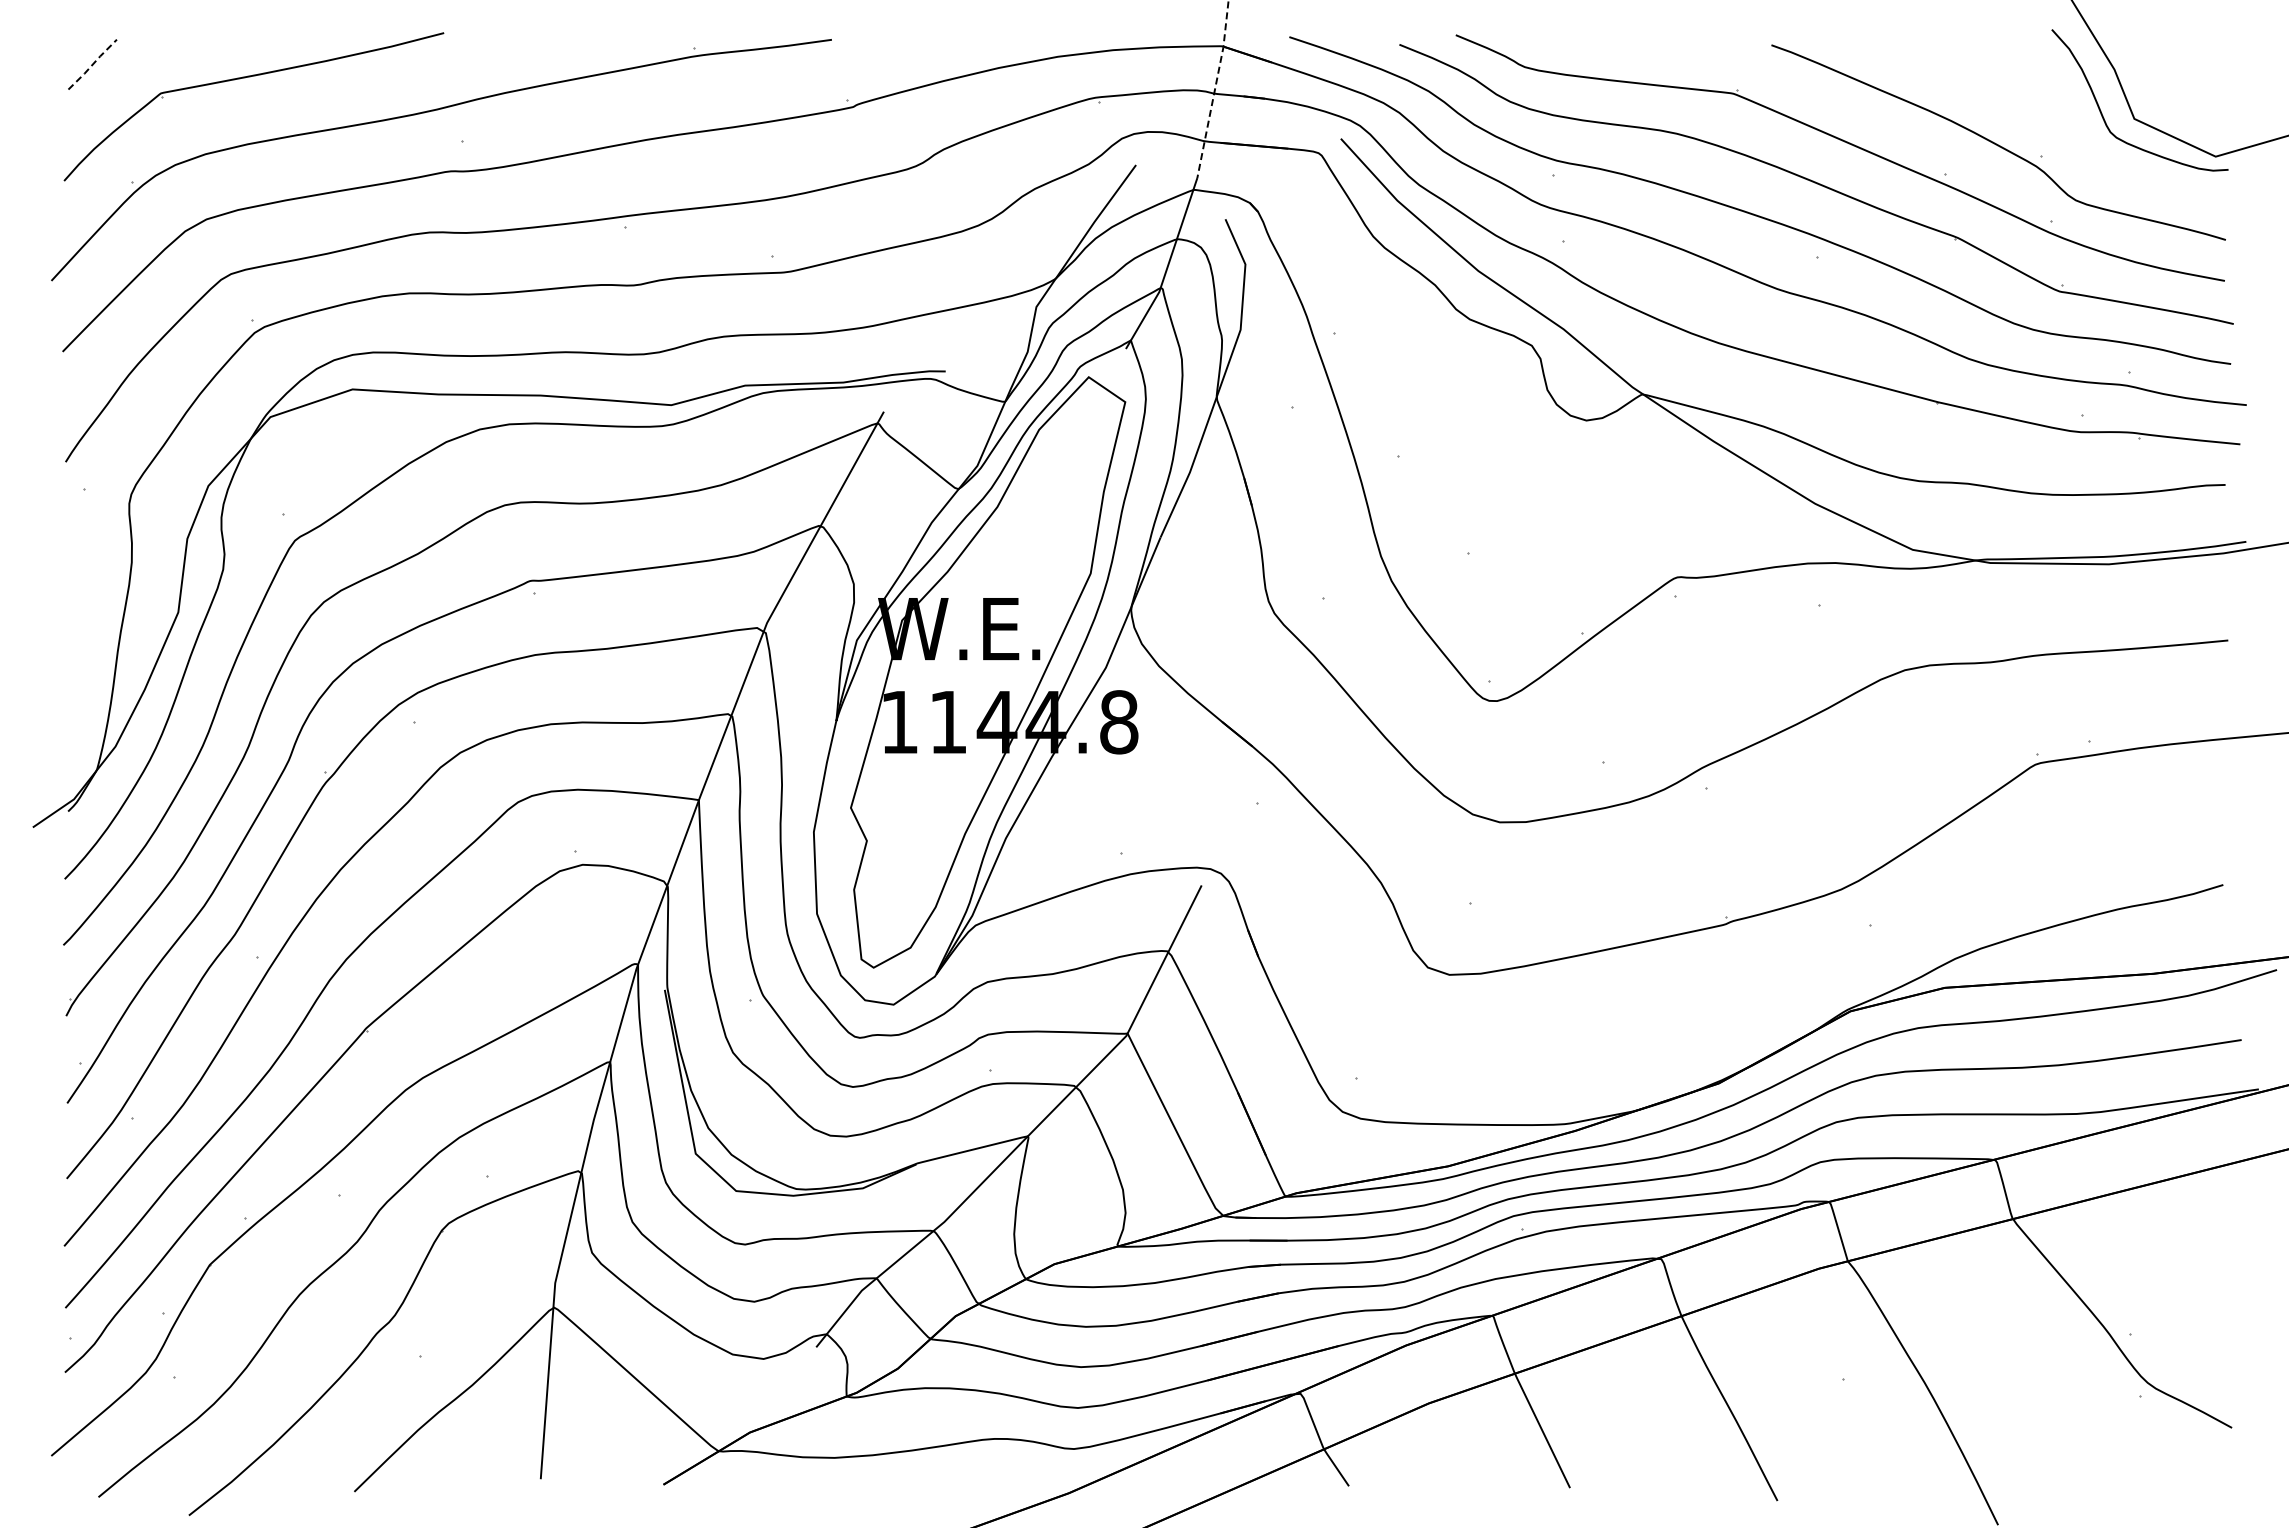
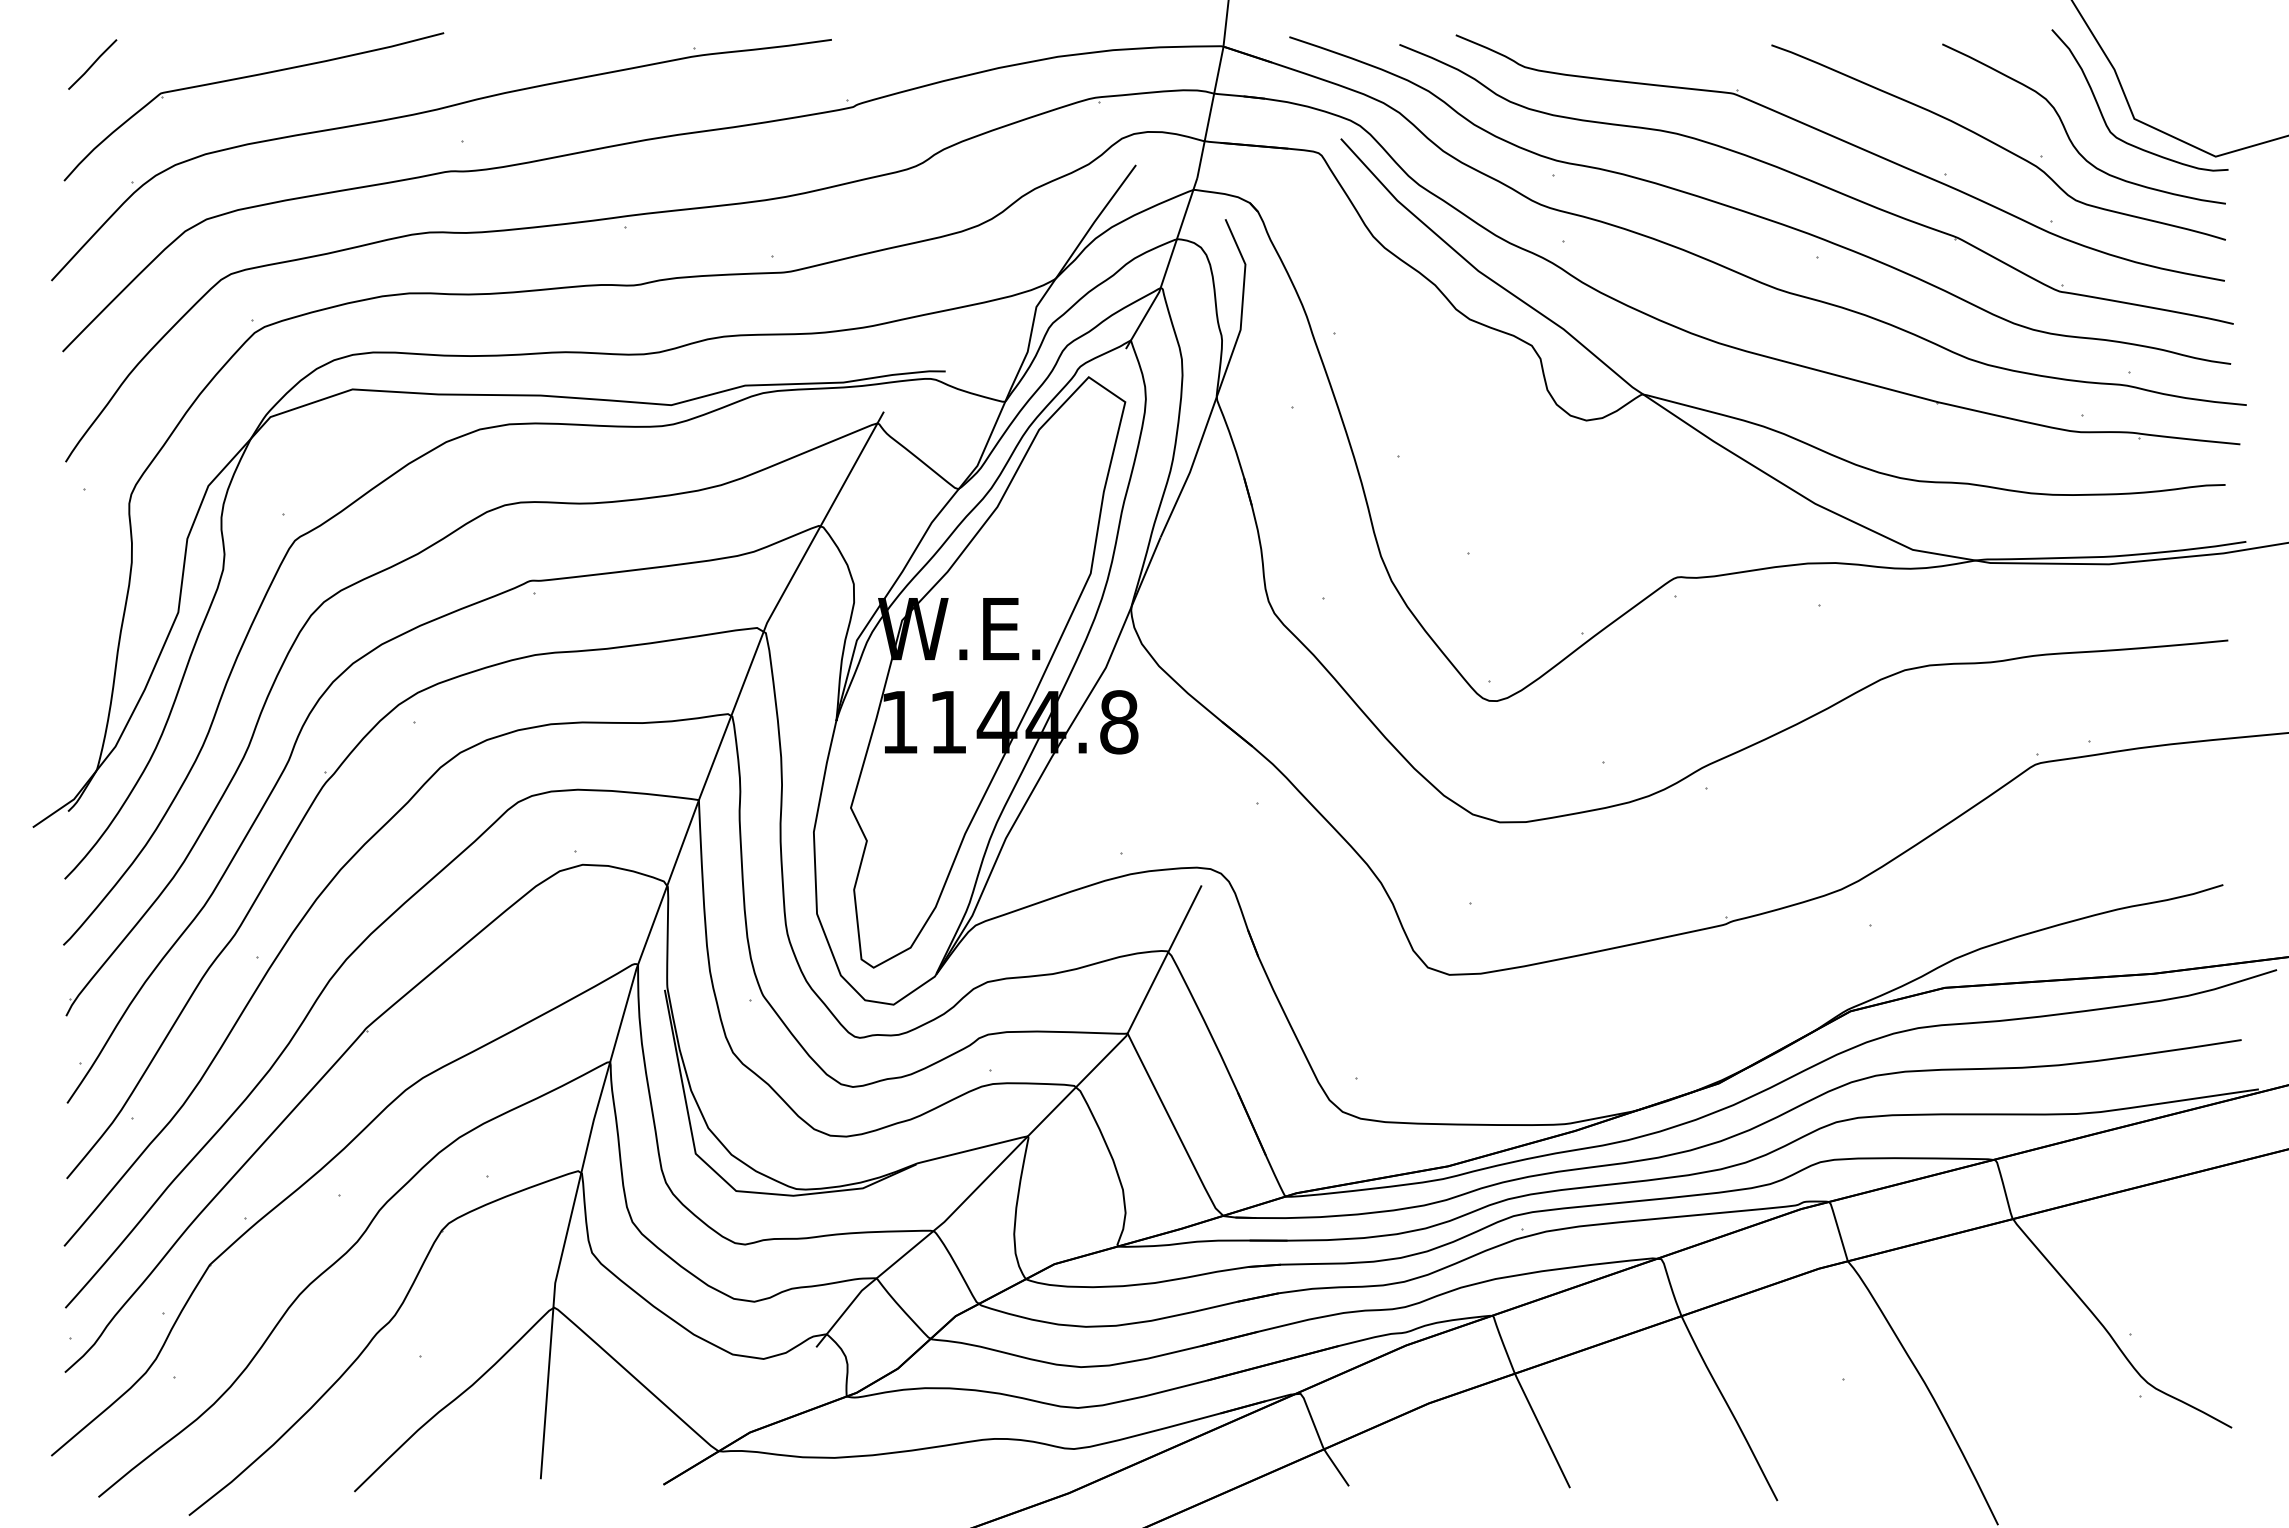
line: dashed -> solid (92, 64)
line: dashed -> solid (1215, 89)
curve: none -> present (2066, 129)
